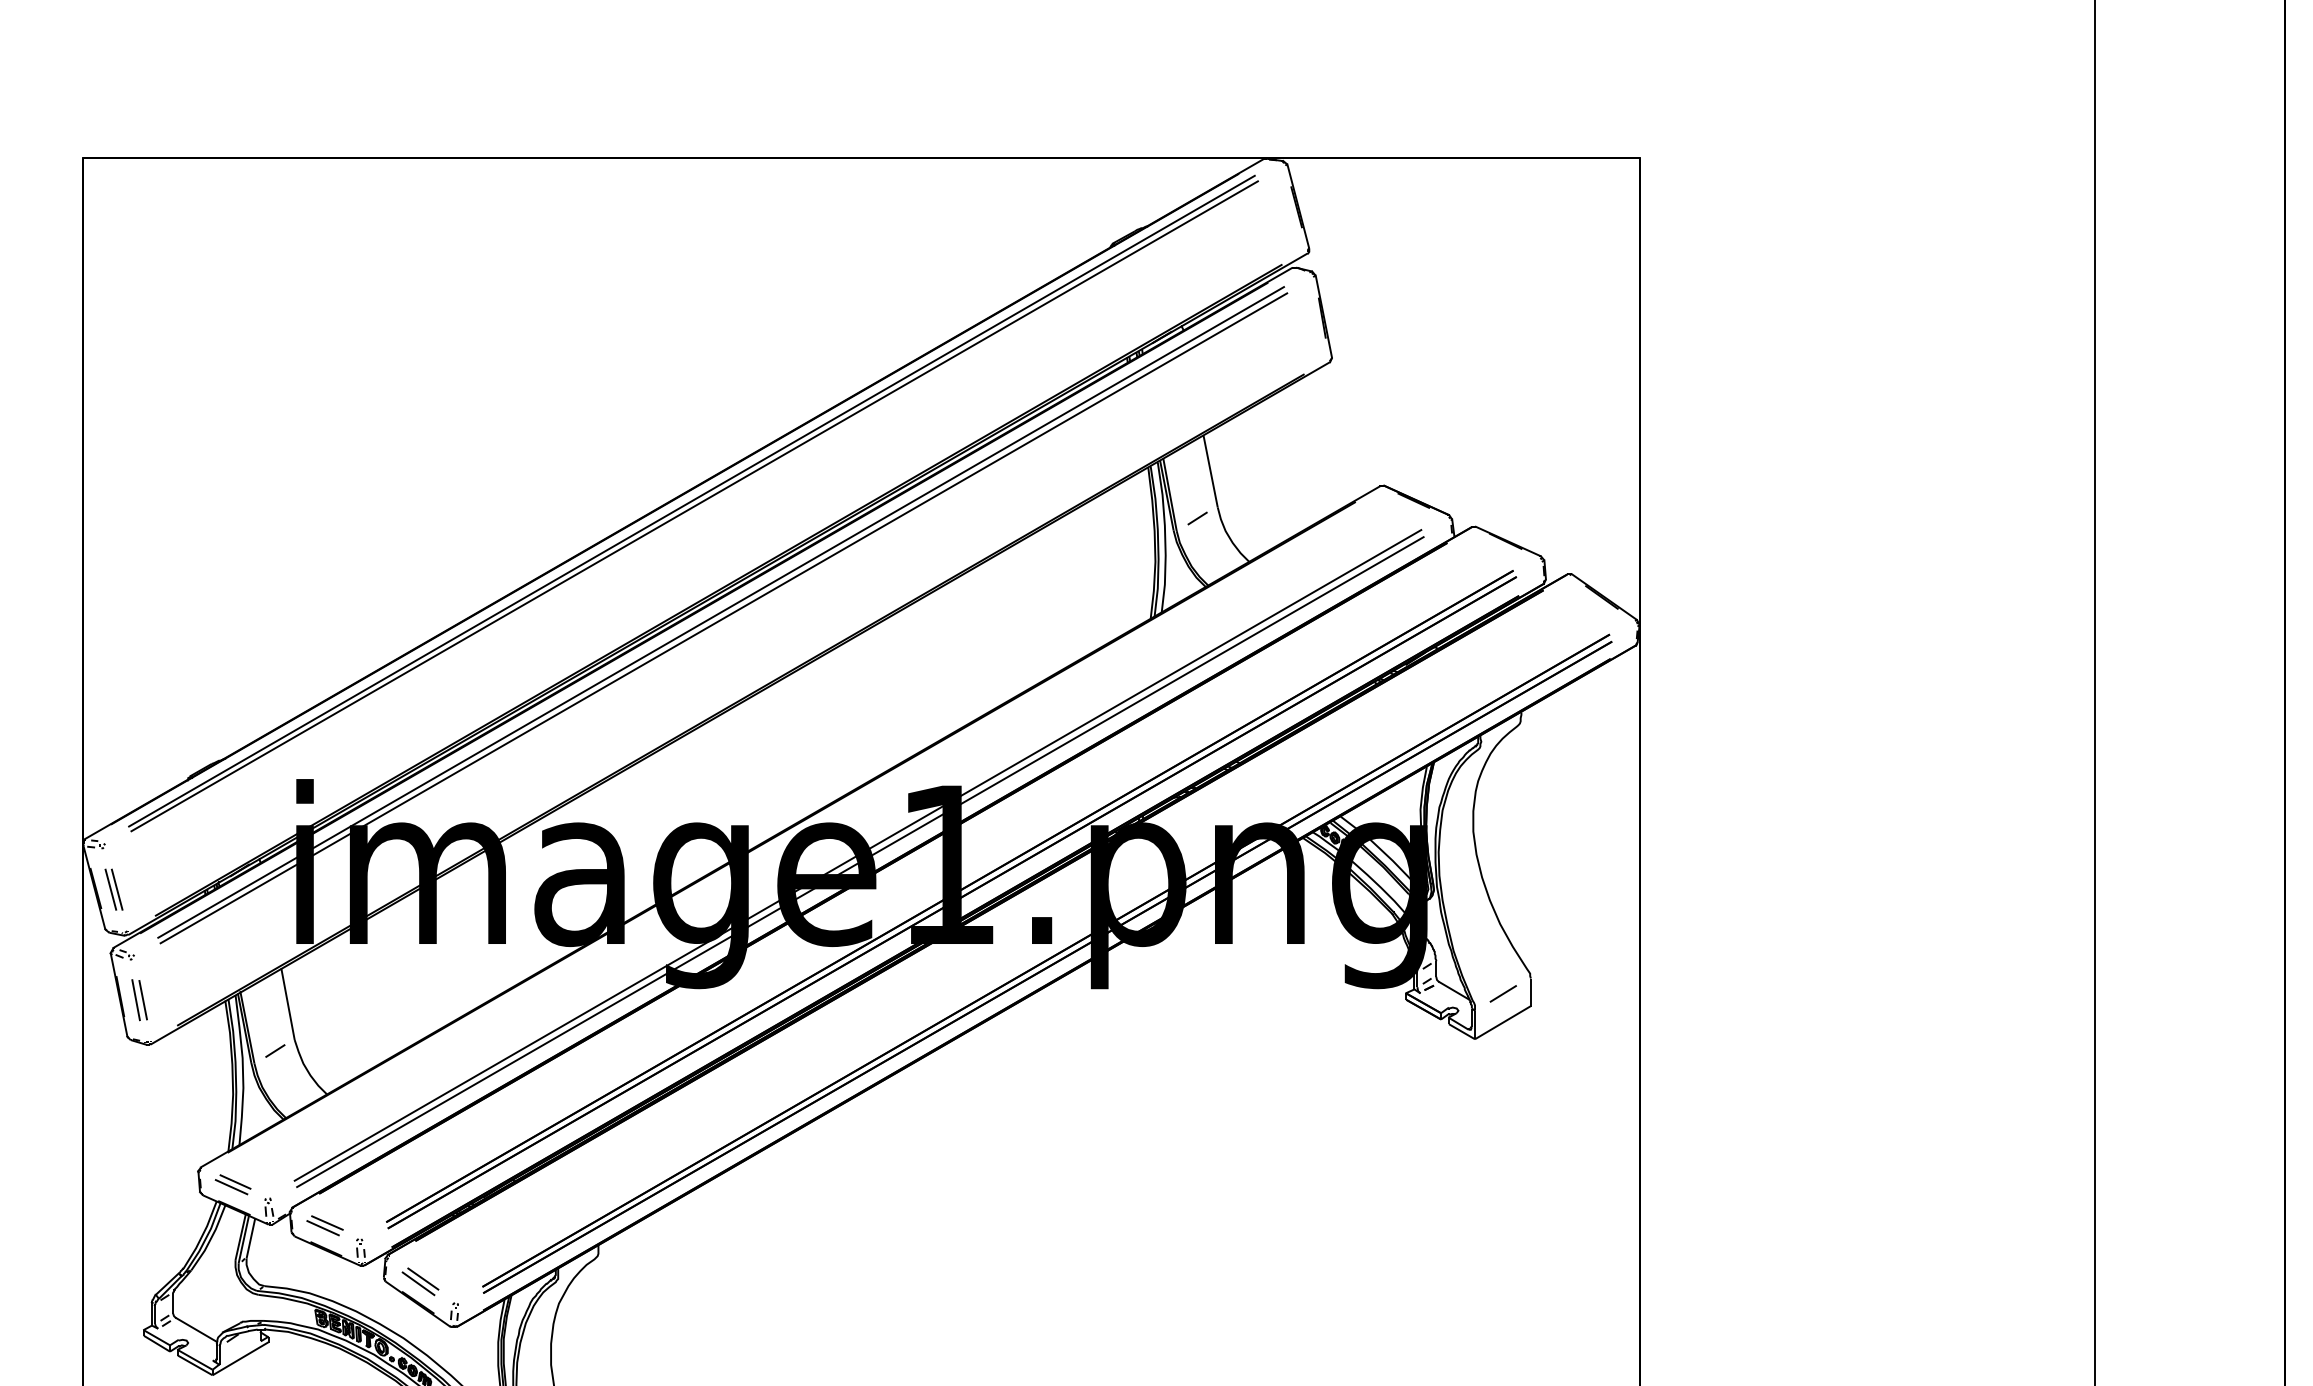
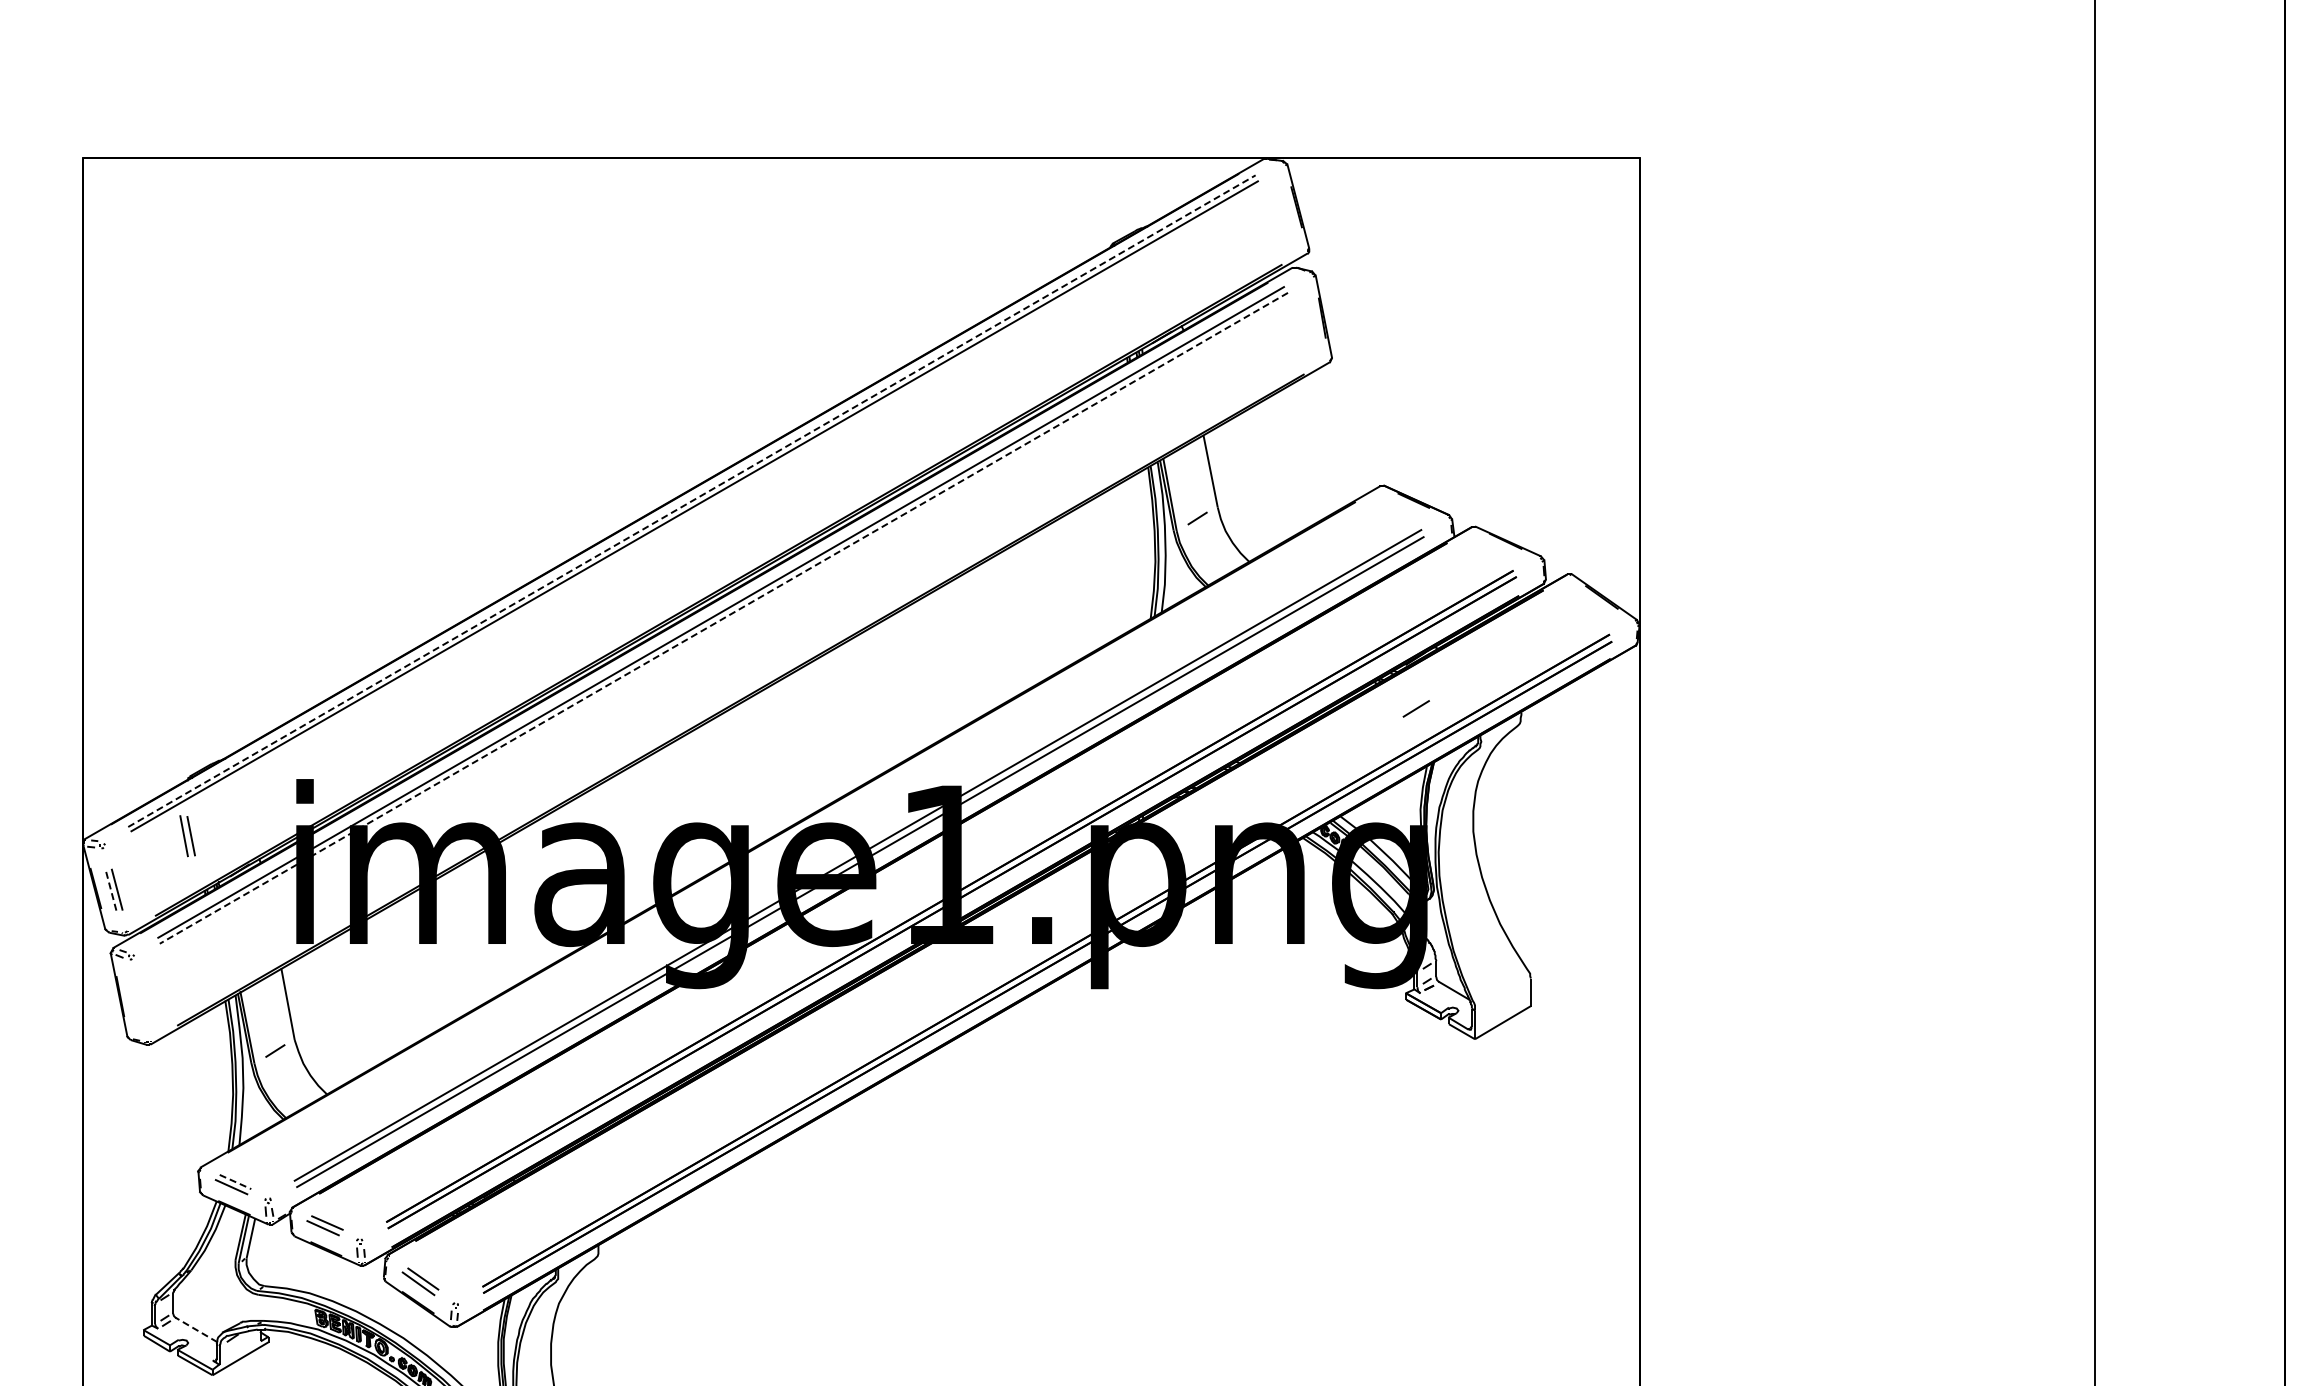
line: solid -> dashed (692, 500)
line: solid -> dashed (723, 618)
line: solid -> dashed (110, 889)
line position: (1502, 993) -> (1415, 708) (1415, 708)
part position: (139, 1000) -> (187, 836) (187, 836)
line: solid -> dashed (235, 1182)
line: solid -> dashed (196, 1329)
